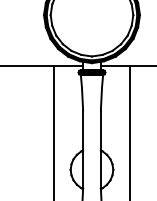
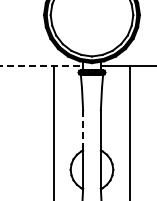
line: solid -> dashed (41, 65)
line: solid -> dashed (83, 129)
